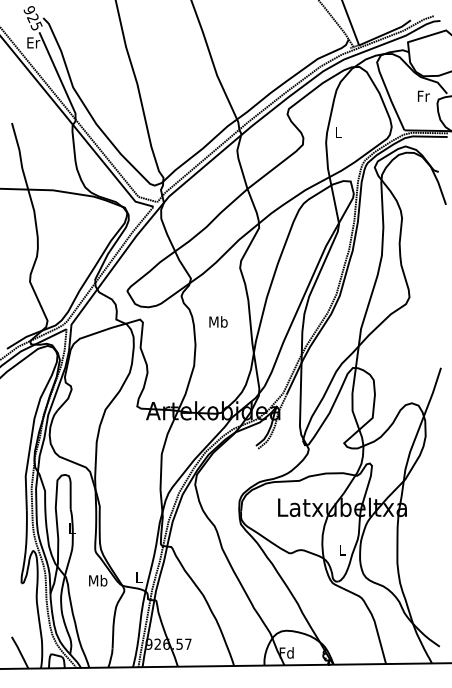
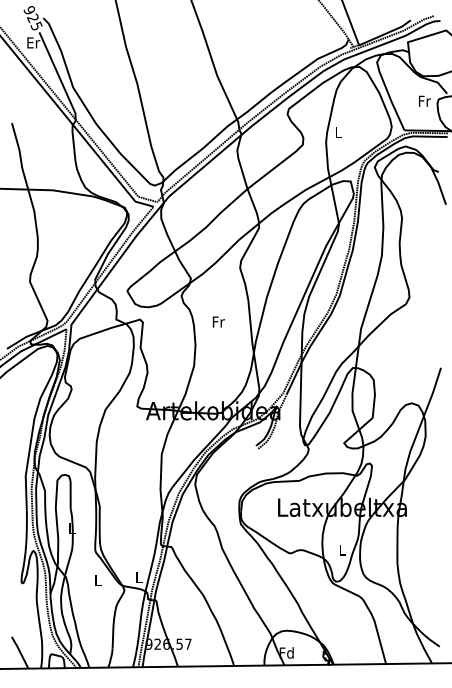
text position: (423, 95) -> (424, 100) (424, 100)
text: Mb -> Fr (218, 321)
text: Mb -> L (98, 580)
